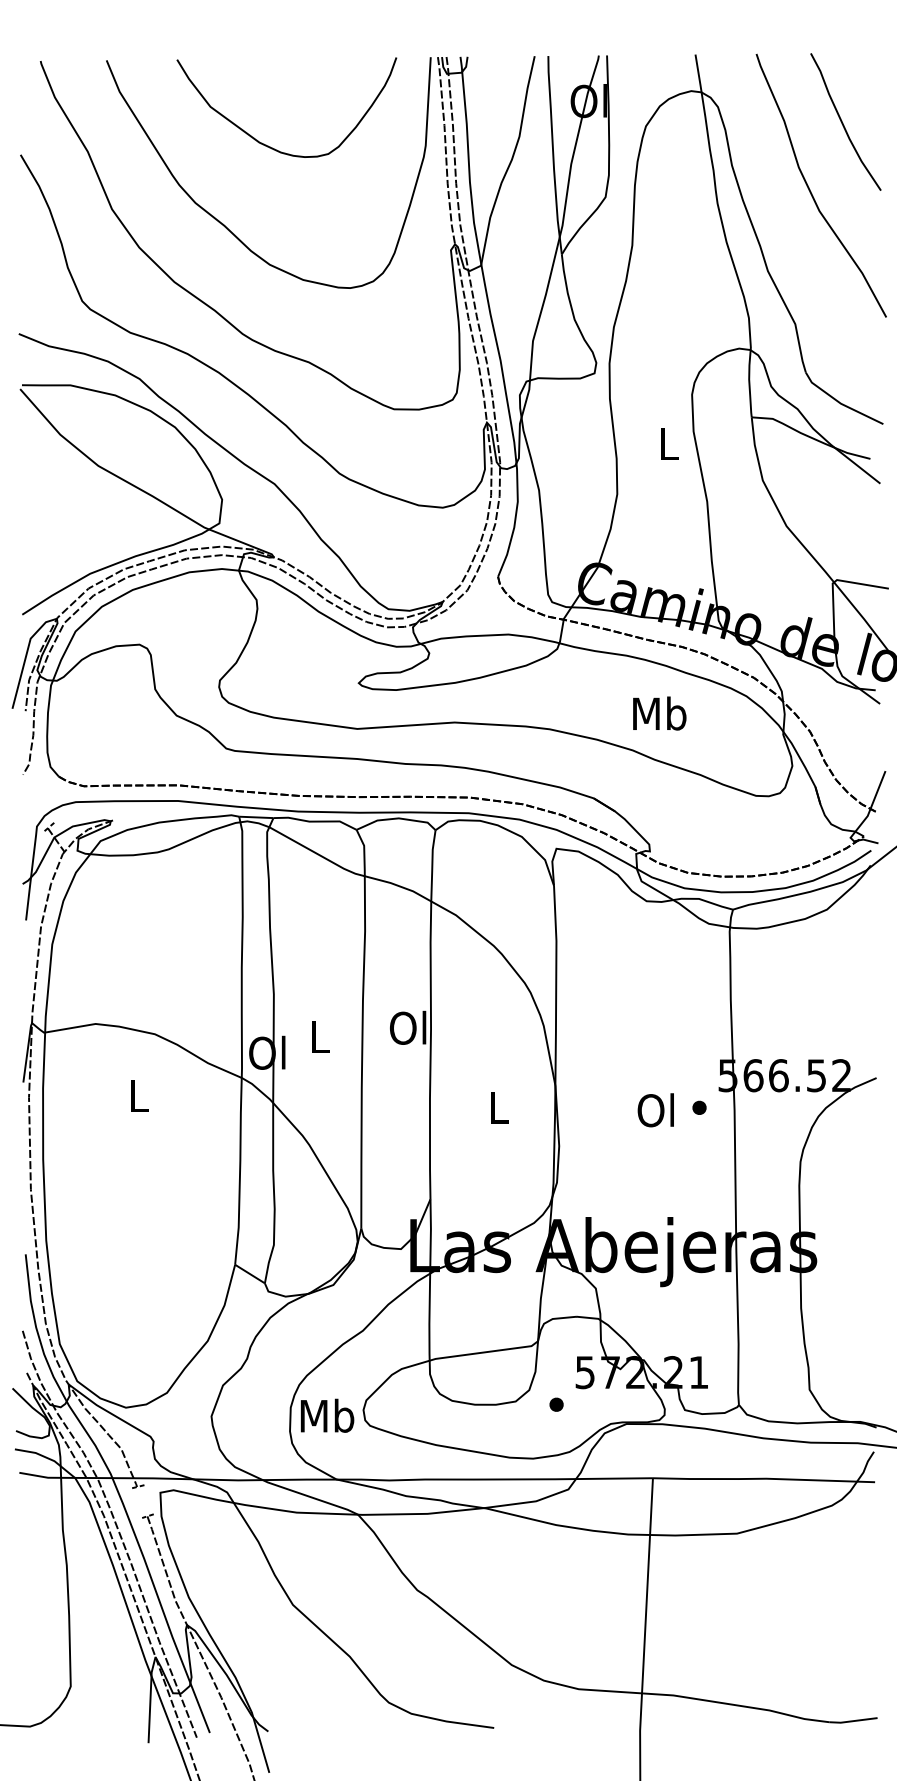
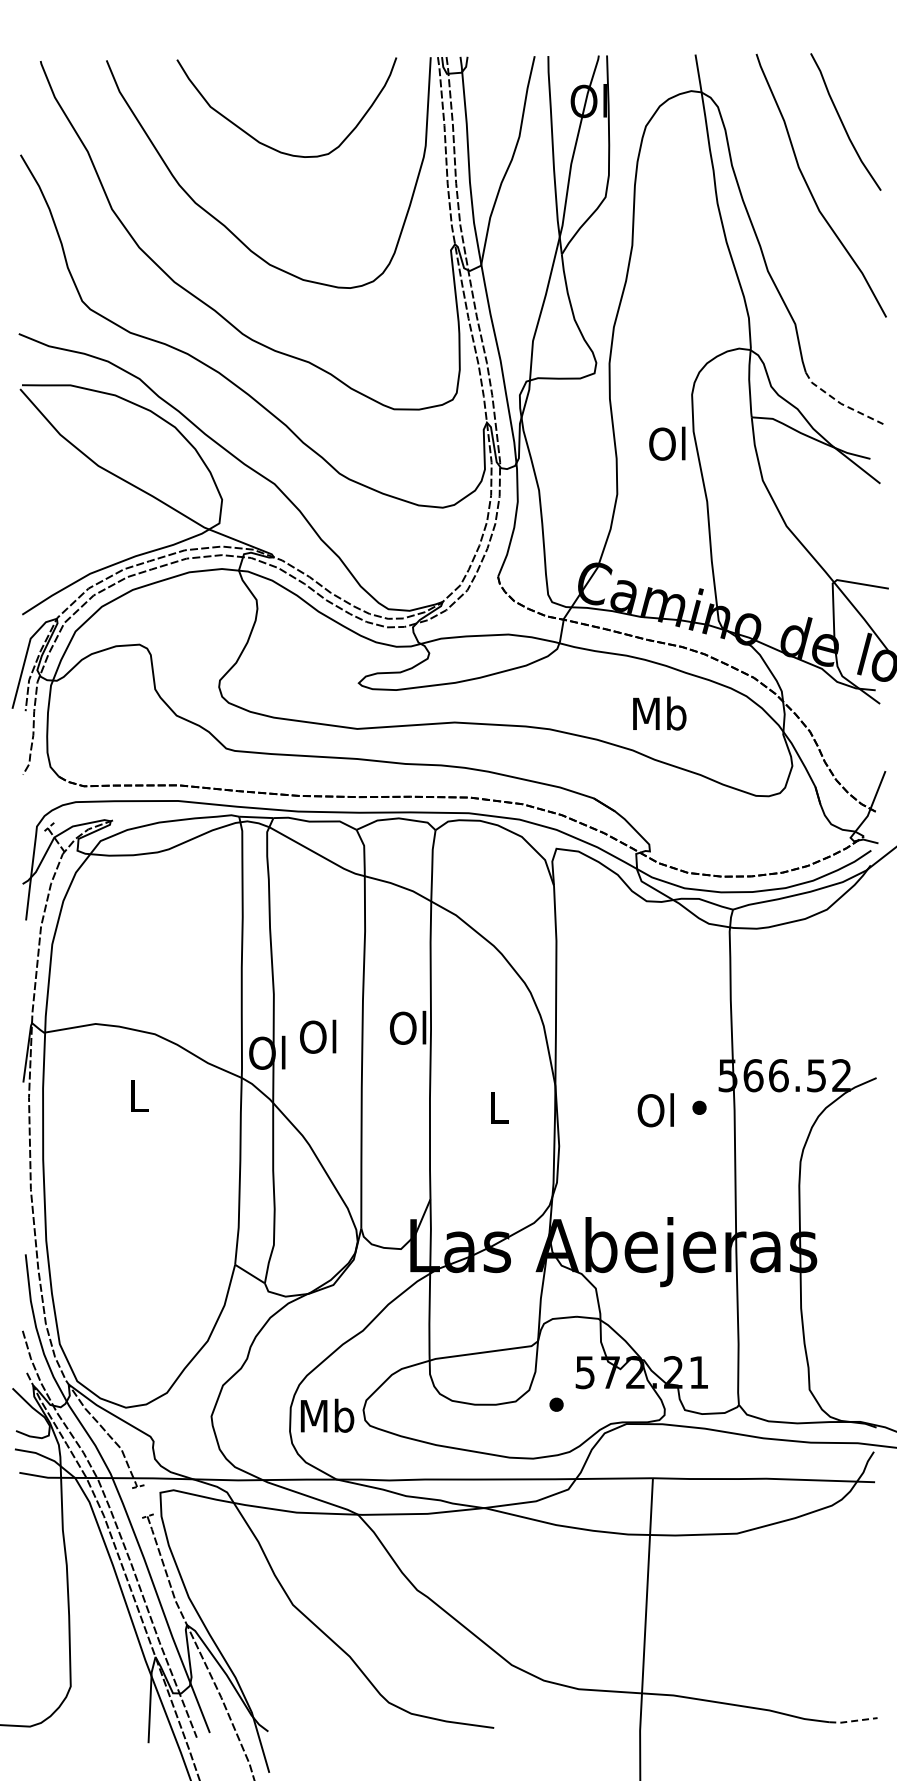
line: solid -> dashed (841, 403)
text: L -> Ol (667, 443)
text: L -> Ol (318, 1036)
line: solid -> dashed (853, 1721)
